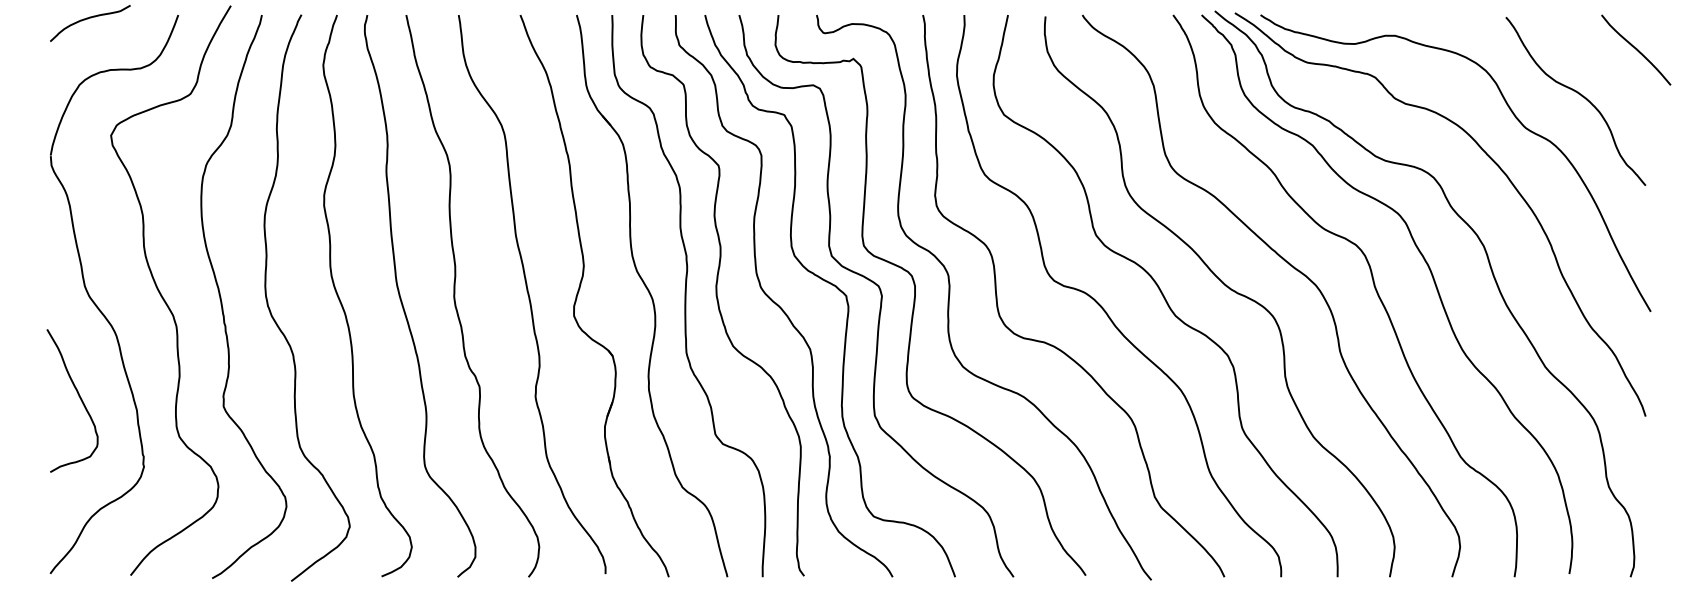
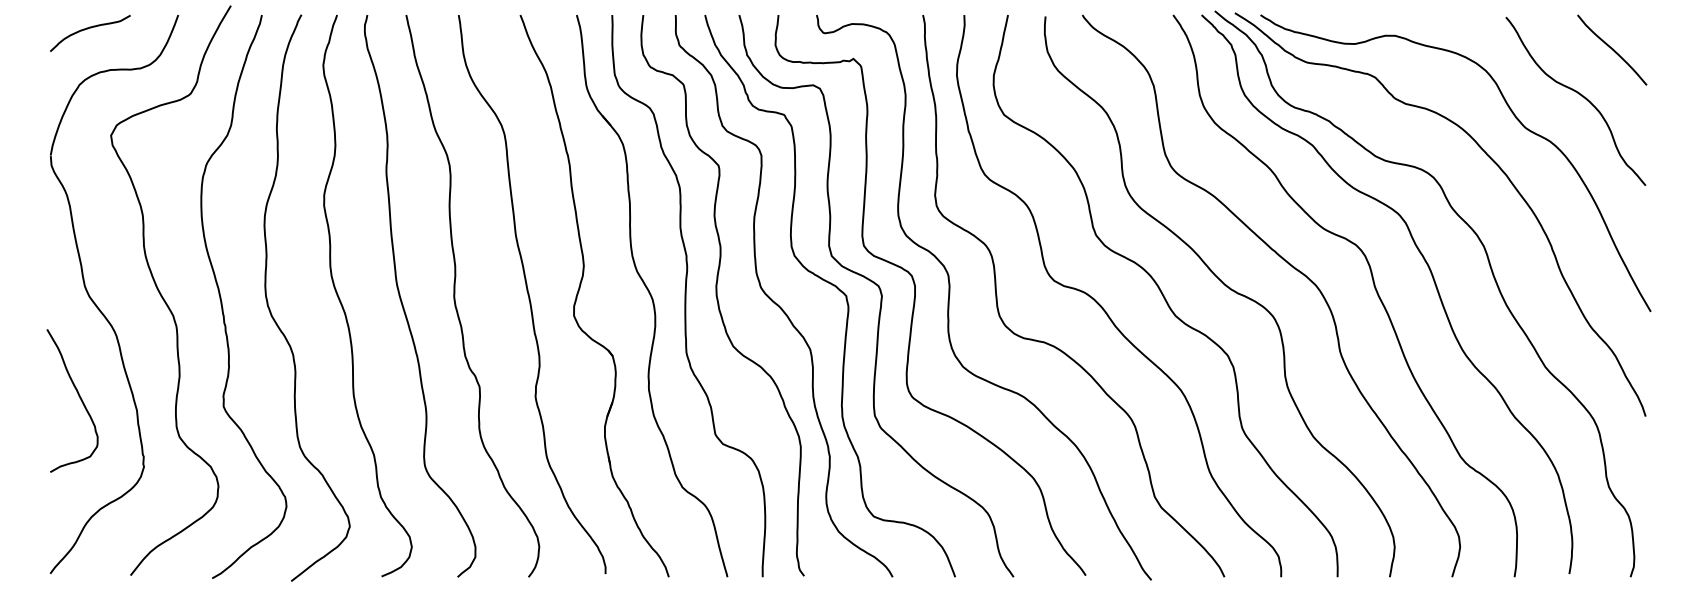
curve position: (88, 19) -> (88, 29) (88, 29)
curve position: (1636, 49) -> (1612, 49) (1612, 49)
